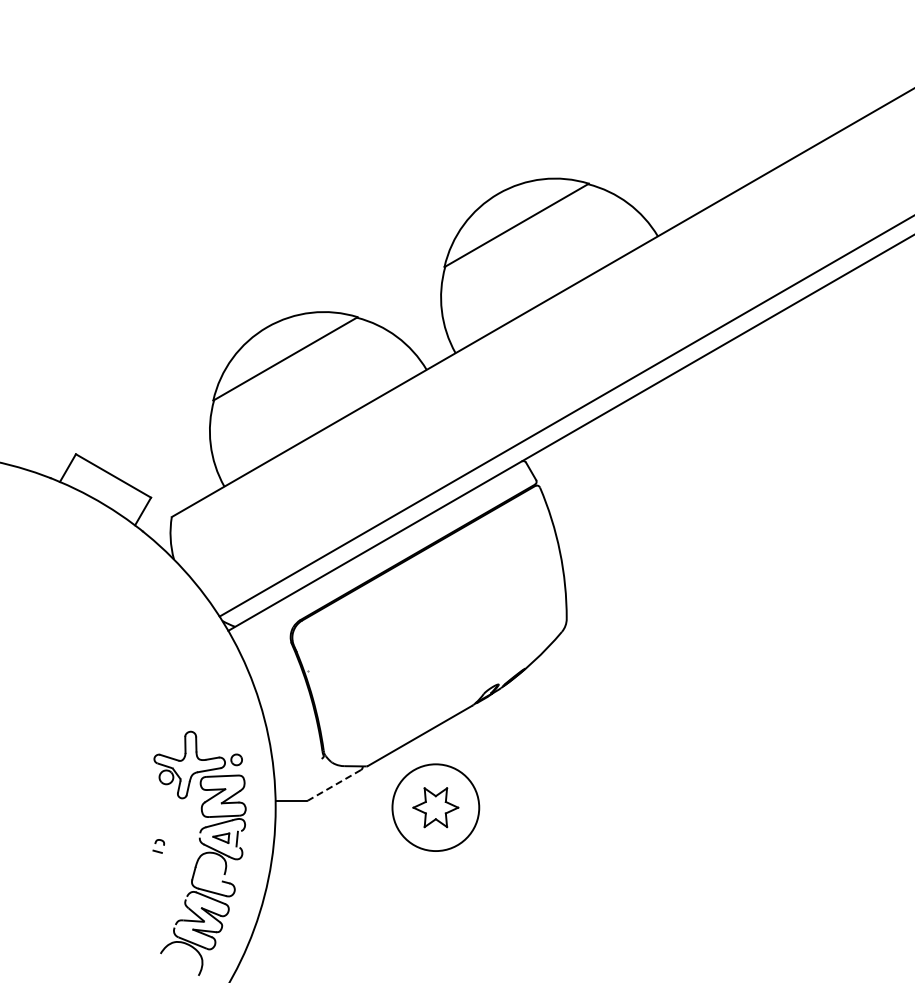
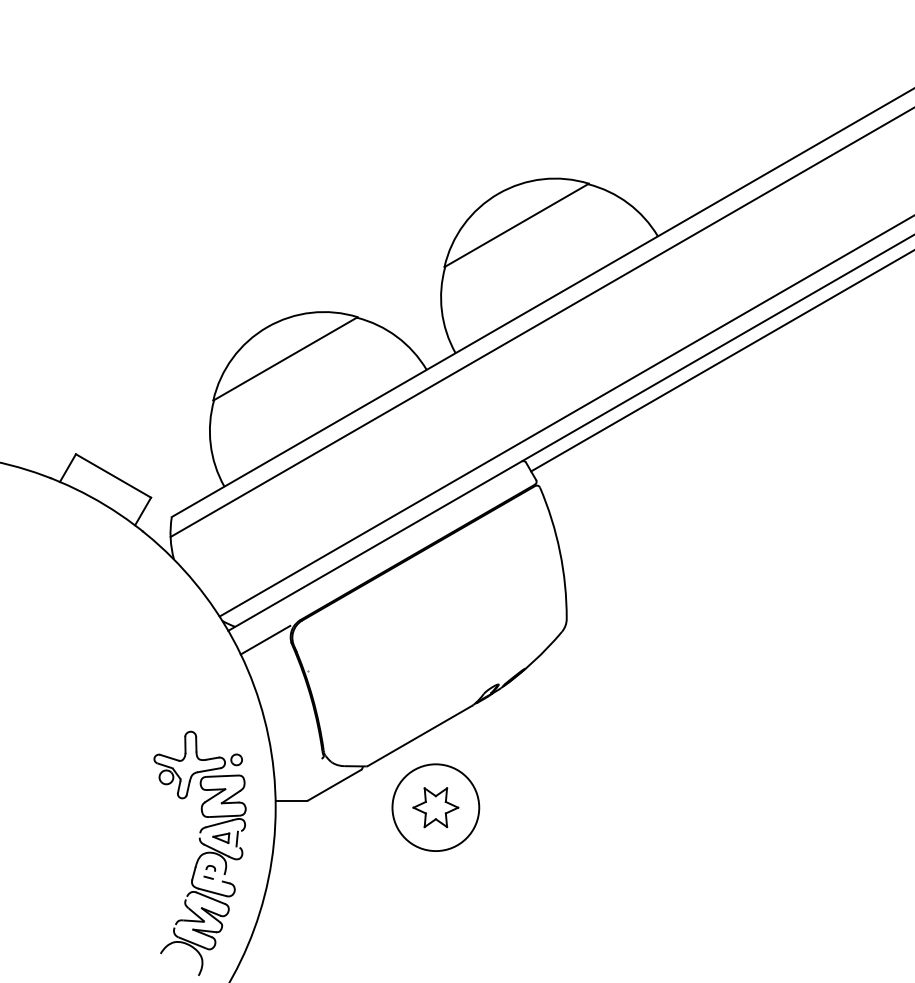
line: none -> present (540, 323)
line: none -> present (721, 361)
line: none -> present (265, 639)
line: dashed -> solid (334, 785)
part position: (158, 846) -> (209, 872) (209, 872)
